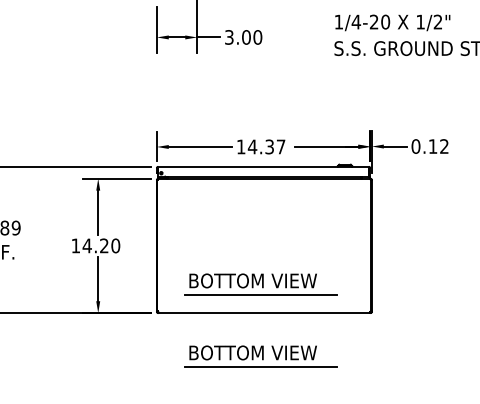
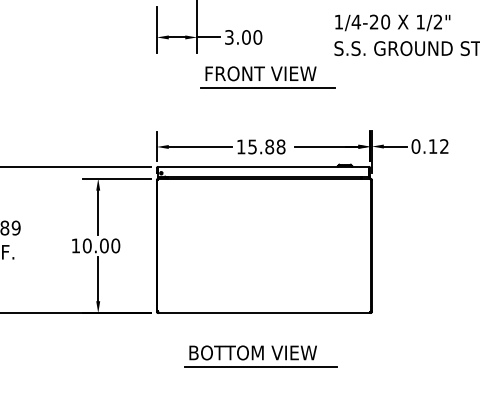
part: none -> present (273, 74)
text: 14.37 -> 15.88 (266, 146)
text: 14.20 -> 10.00 (95, 245)
part: present -> none (260, 284)
